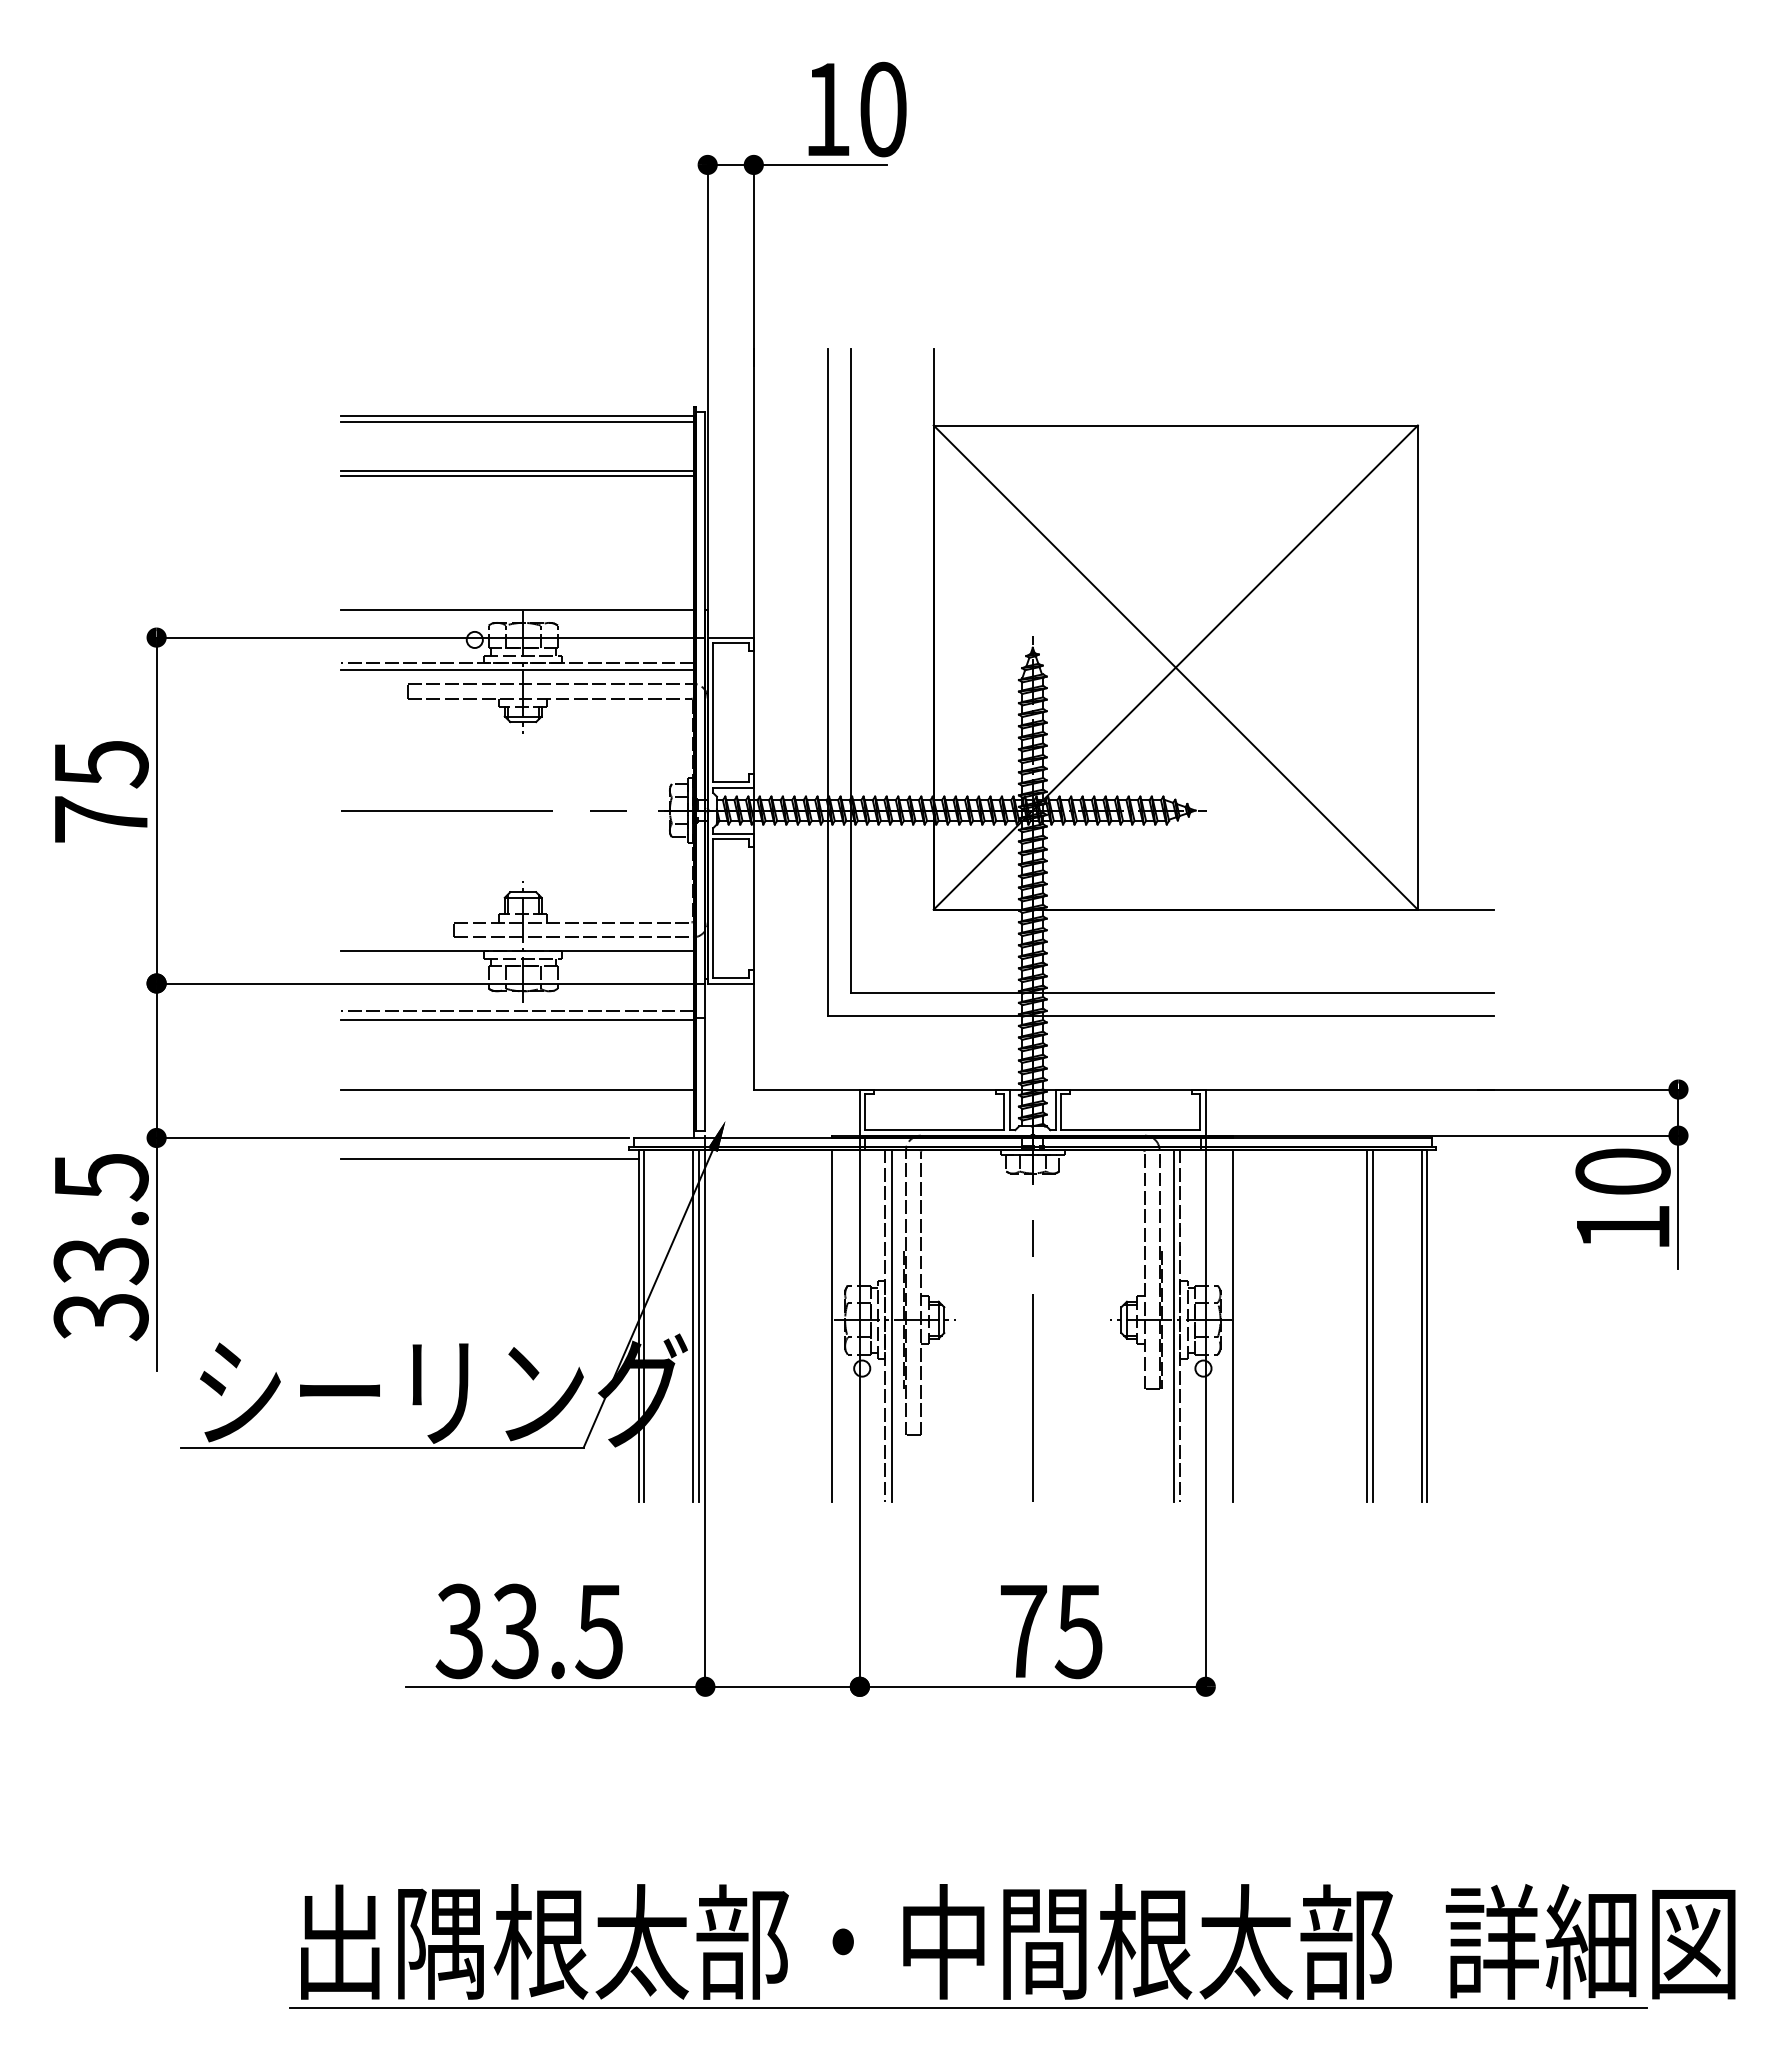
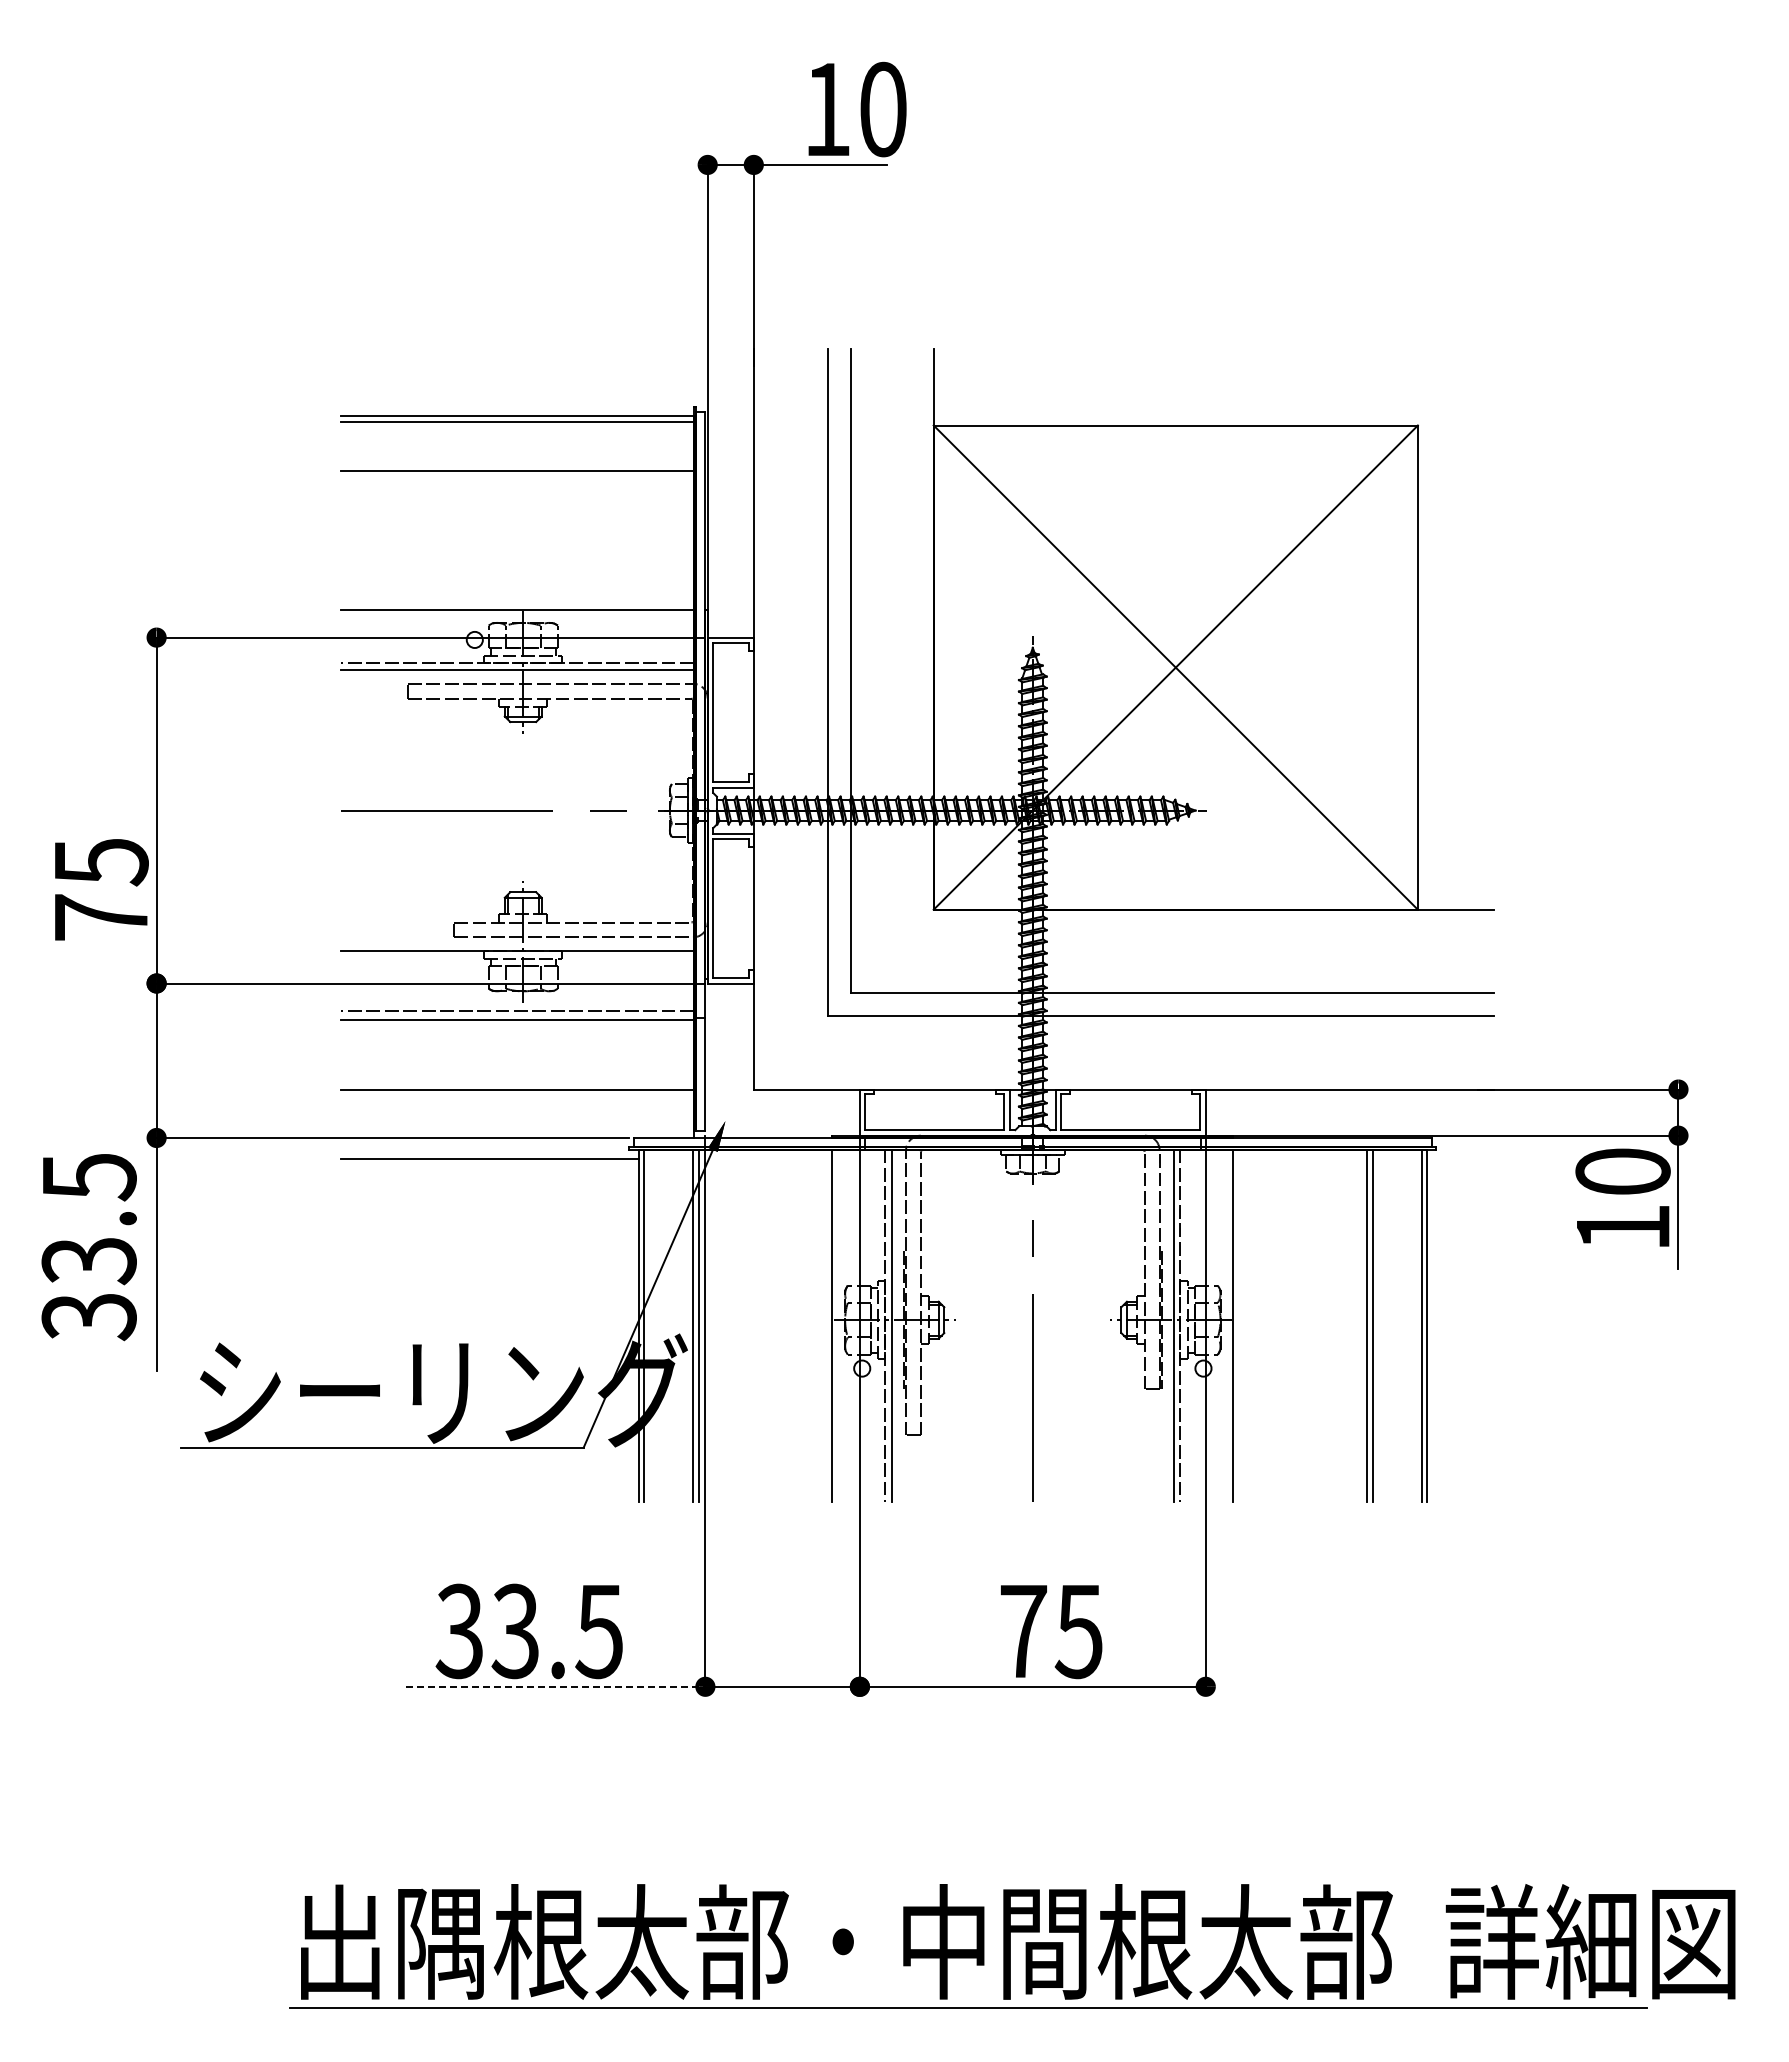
line: present -> none (517, 476)
text position: (101, 791) -> (101, 889) (101, 889)
text position: (100, 1247) -> (88, 1247) (88, 1247)
line: solid -> dashed (555, 1686)
